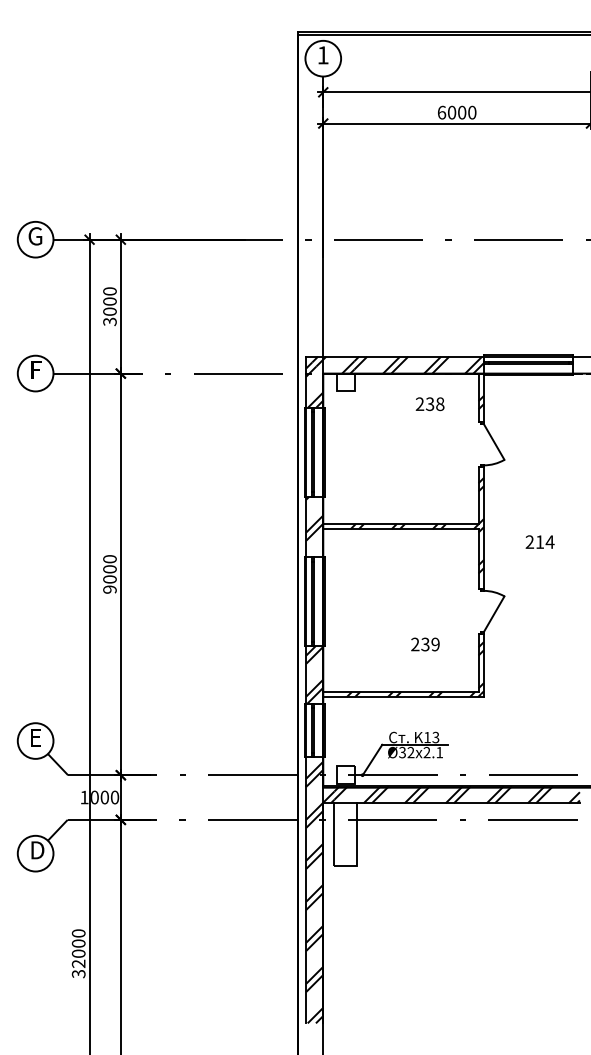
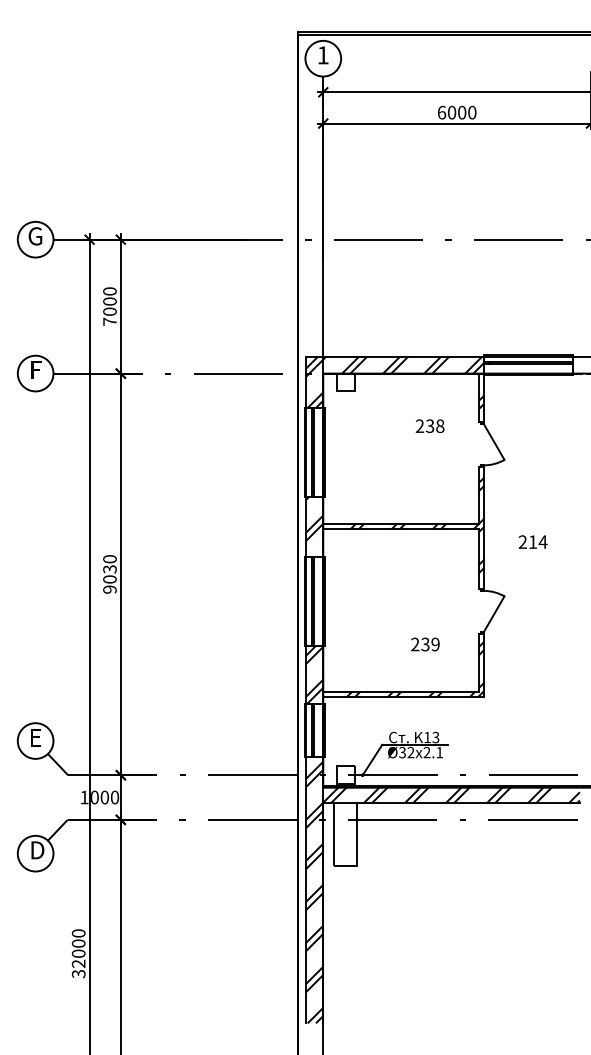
text: 3000 -> 7000 (109, 321)
text position: (429, 404) -> (429, 426) (429, 426)
text position: (539, 541) -> (532, 541) (532, 541)
text: 9000 -> 9030 (109, 569)
